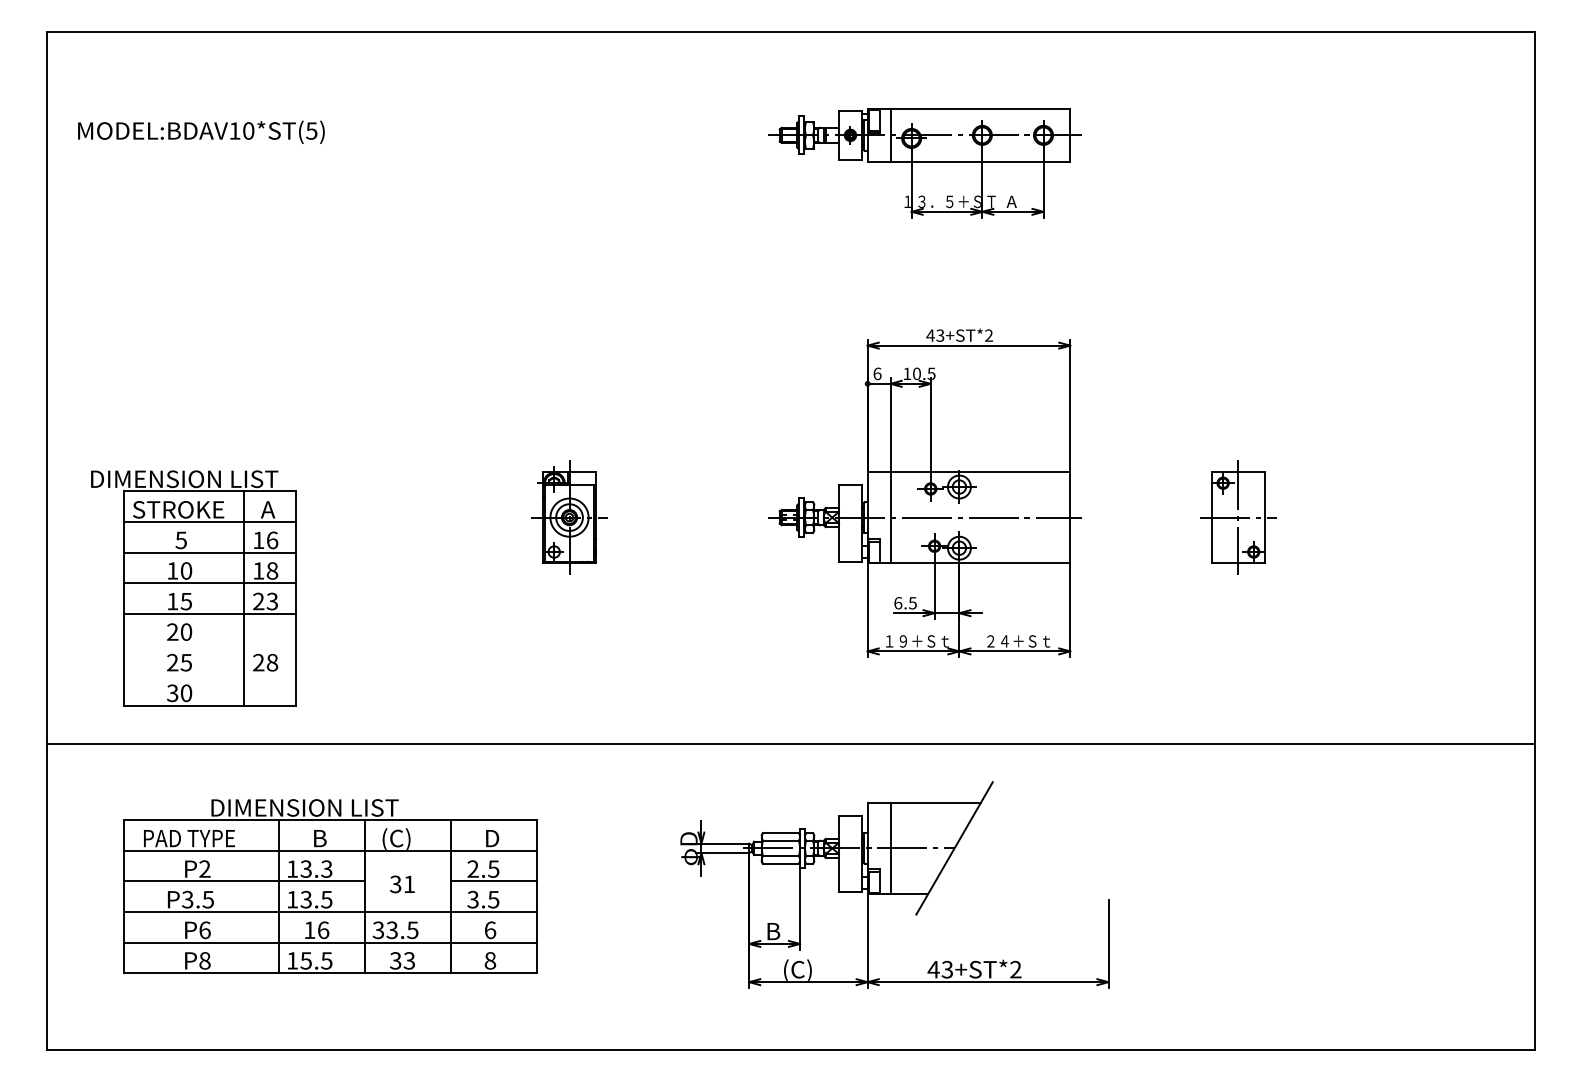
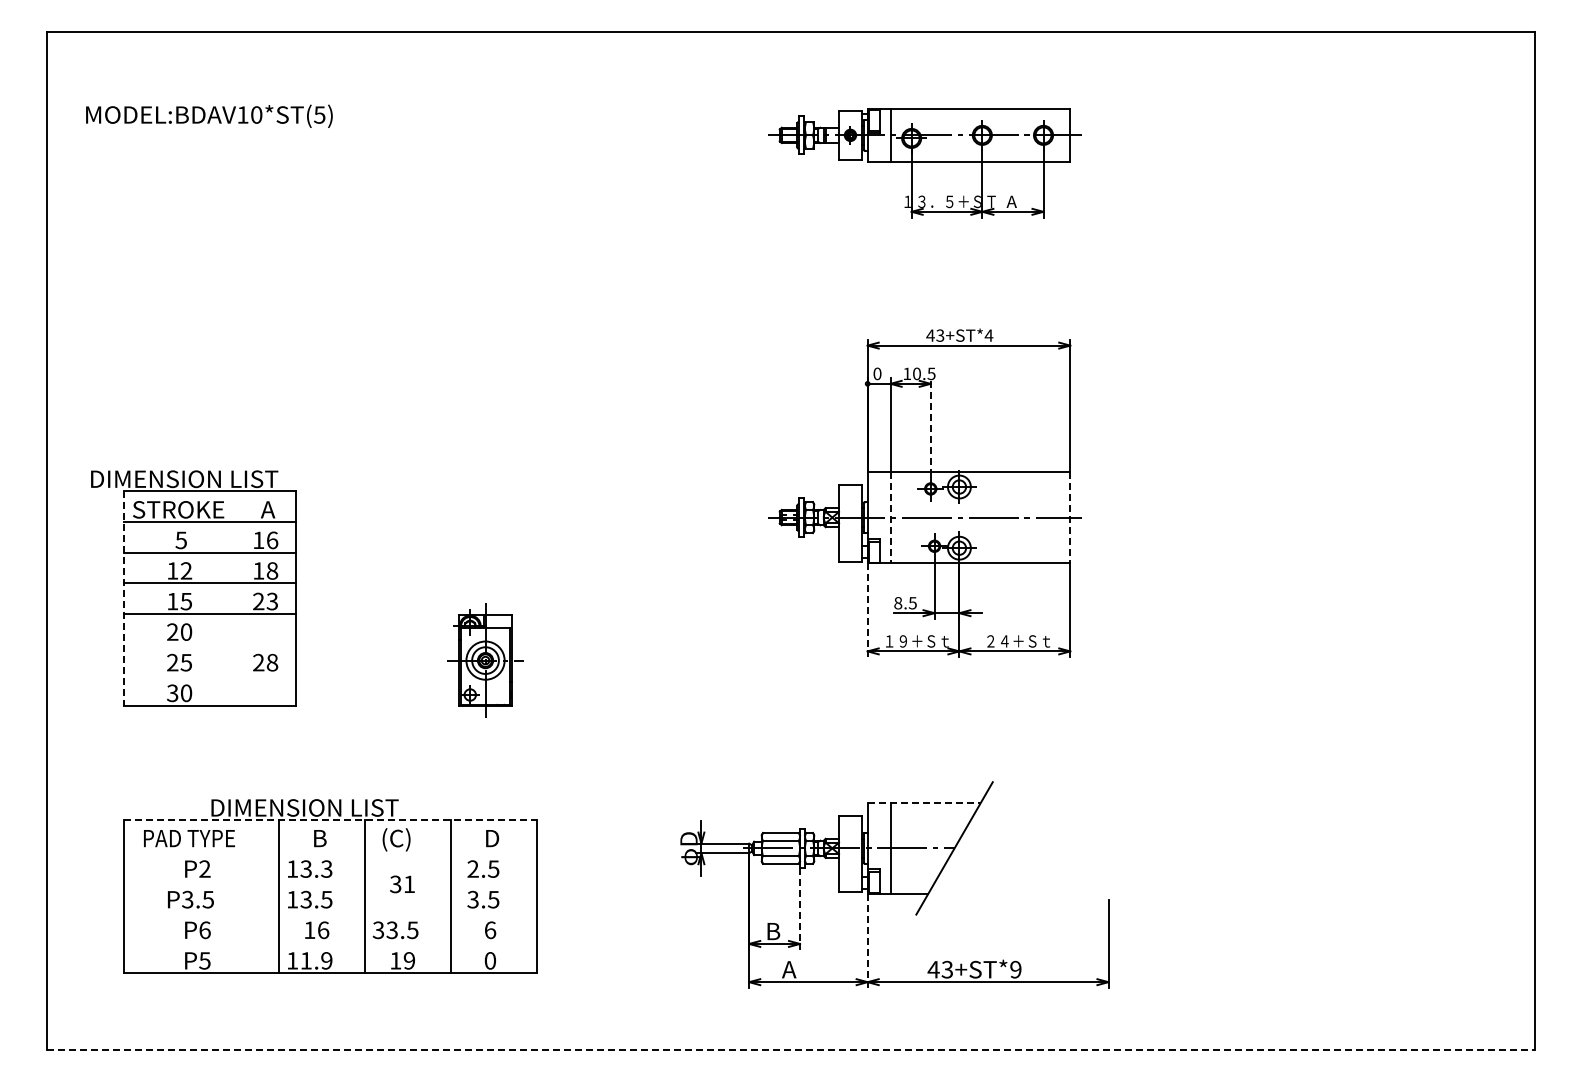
text position: (201, 131) -> (209, 115) (209, 115)
text: 43+ST*2 -> 43+ST*4 (988, 335)
text: 6 -> 0 (877, 373)
line: solid -> dashed (930, 426)
part position: (569, 517) -> (485, 660) (485, 660)
line: solid -> dashed (890, 517)
line: solid -> dashed (1070, 517)
part: present -> none (1238, 517)
text: 10 -> 12 (186, 570)
line: present -> none (244, 598)
line: solid -> dashed (123, 599)
text: 6.5 -> 8.5 (898, 603)
line: solid -> dashed (867, 610)
line: present -> none (790, 743)
line: solid -> dashed (924, 802)
line: solid -> dashed (330, 820)
line: present -> none (329, 850)
line: present -> none (243, 881)
line: present -> none (493, 881)
line: solid -> dashed (800, 909)
line: present -> none (329, 911)
line: solid -> dashed (867, 941)
line: present -> none (329, 942)
text: P8 -> P5 (204, 960)
text: 15.5 -> 11.9 (316, 960)
text: 33 -> 19 (402, 960)
text: 8 -> 0 (490, 960)
text: (C) -> A (796, 969)
text: 43+ST*2 -> 43+ST*9 (1015, 969)
line: solid -> dashed (791, 1049)
